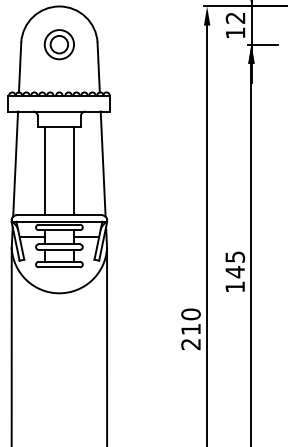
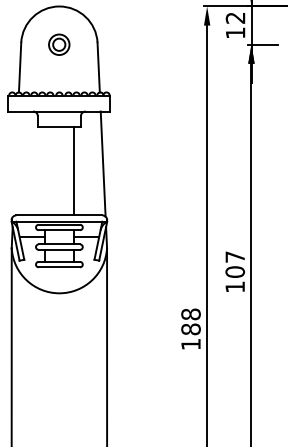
part size: 32x32 px -> 23x23 px (59, 44)
line: present -> none (15, 163)
line: present -> none (45, 171)
text: 145 -> 107 (235, 264)
text: 210 -> 188 (190, 329)
